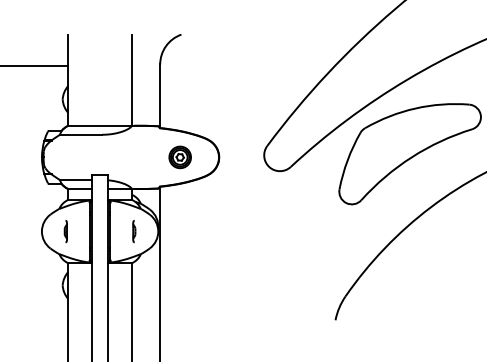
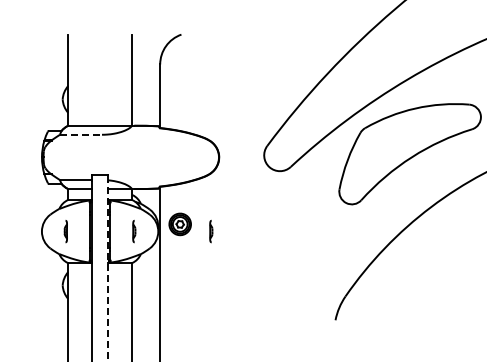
line: present -> none (35, 66)
line: solid -> dashed (81, 134)
part position: (179, 157) -> (179, 224) (179, 224)
line: none -> present (211, 231)
line: solid -> dashed (108, 271)
